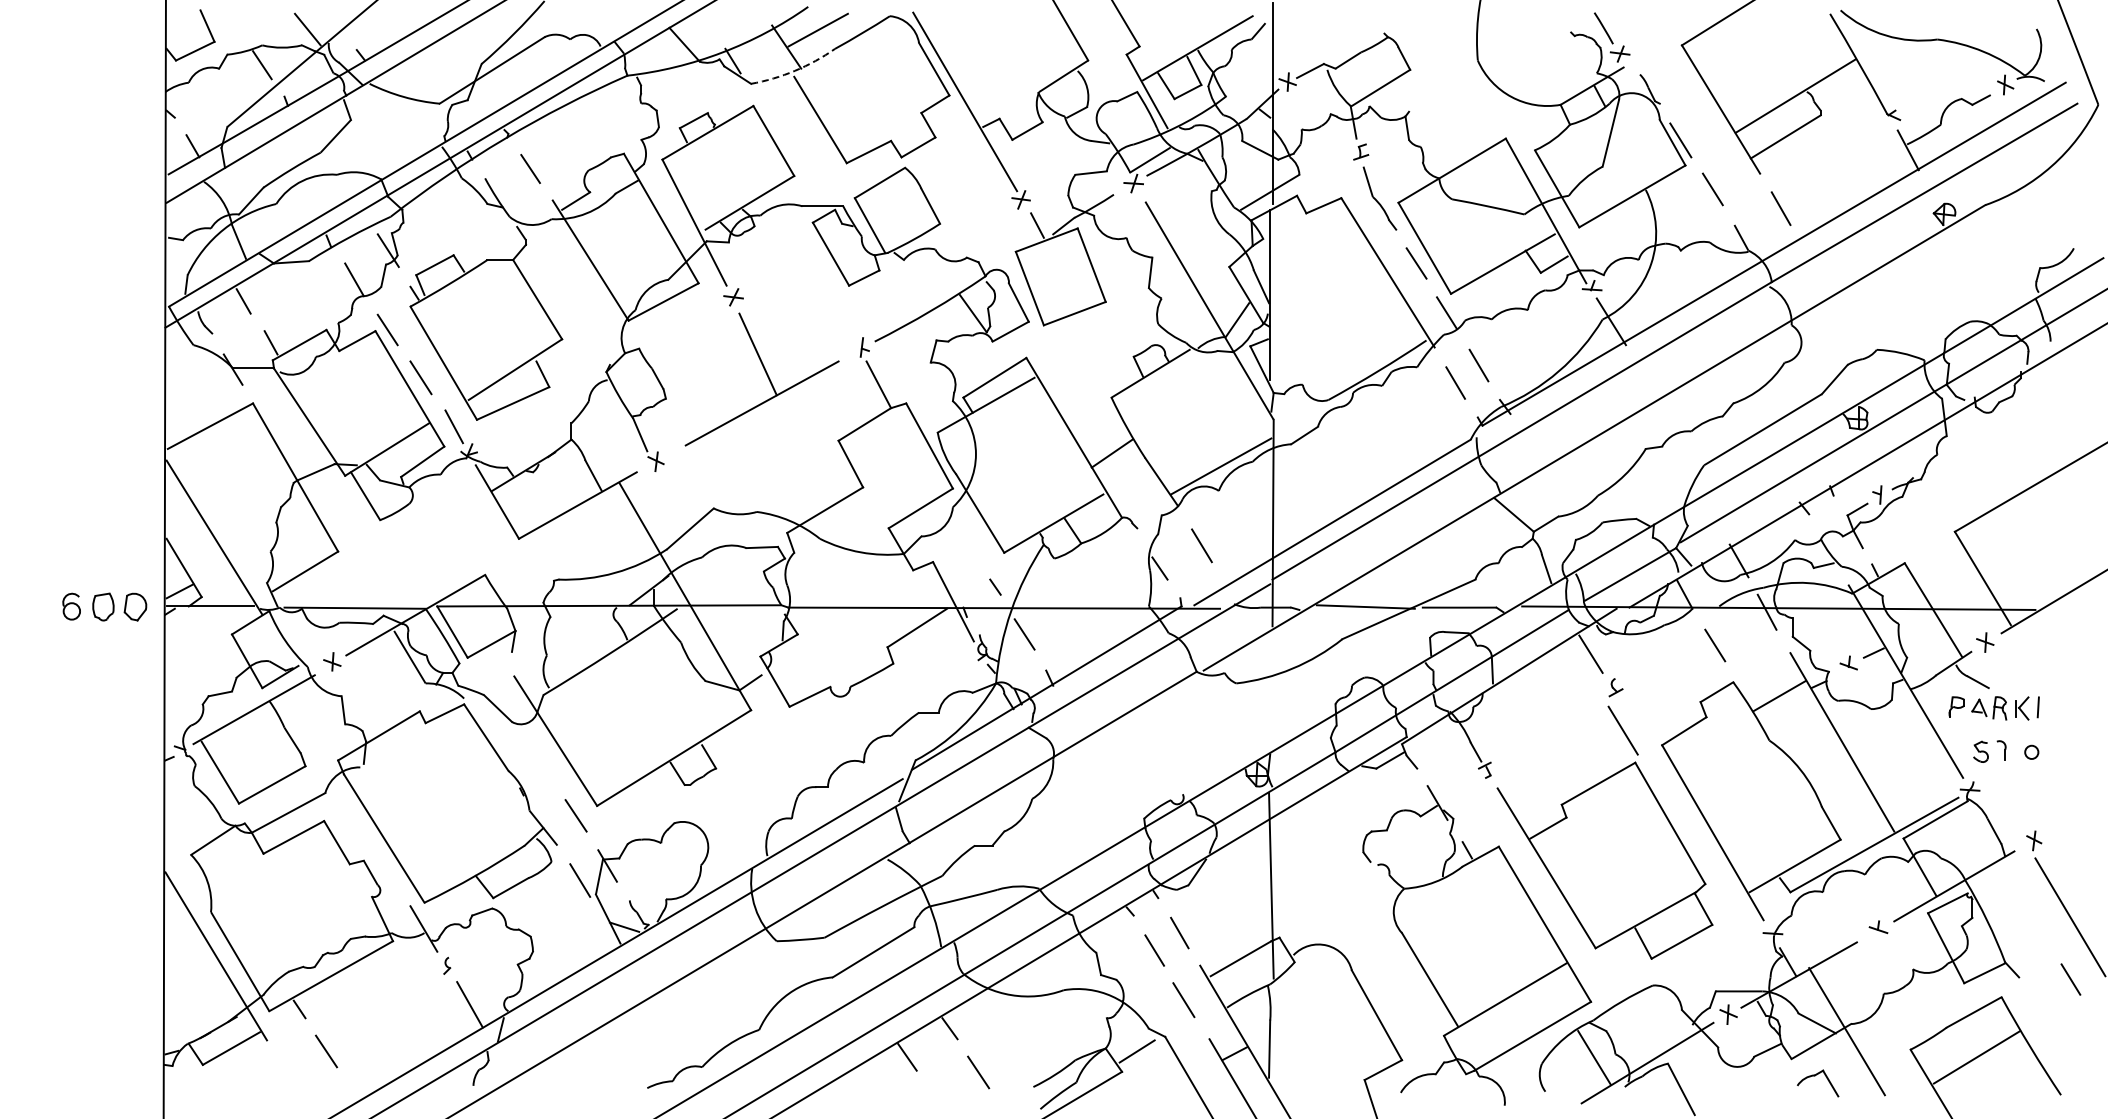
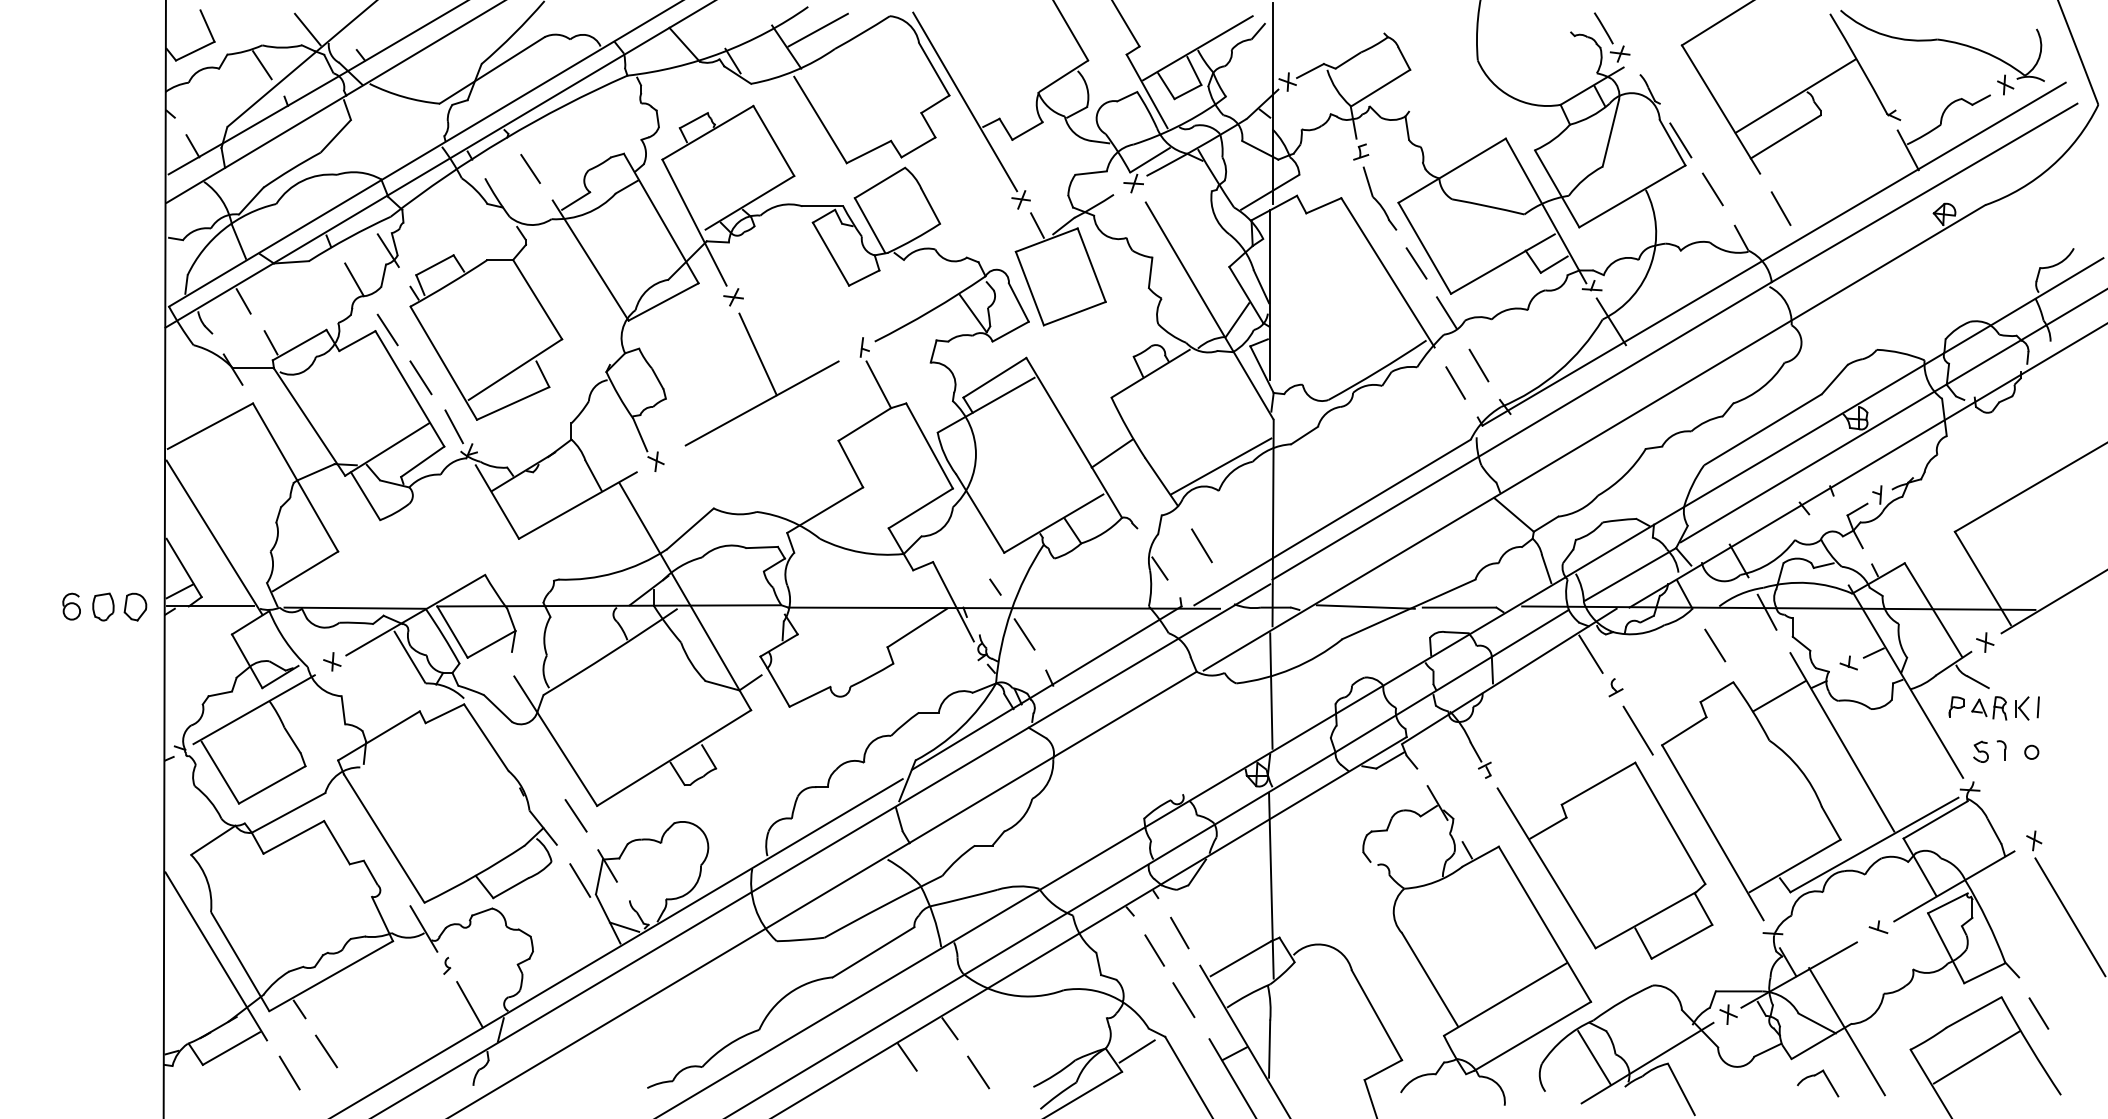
arc: dashed -> solid (794, 70)
line: none -> present (1271, 690)
line position: (1622, 730) -> (1637, 730) (1637, 730)
line position: (2070, 979) -> (2038, 1013) (2038, 1013)
line: none -> present (289, 1072)
